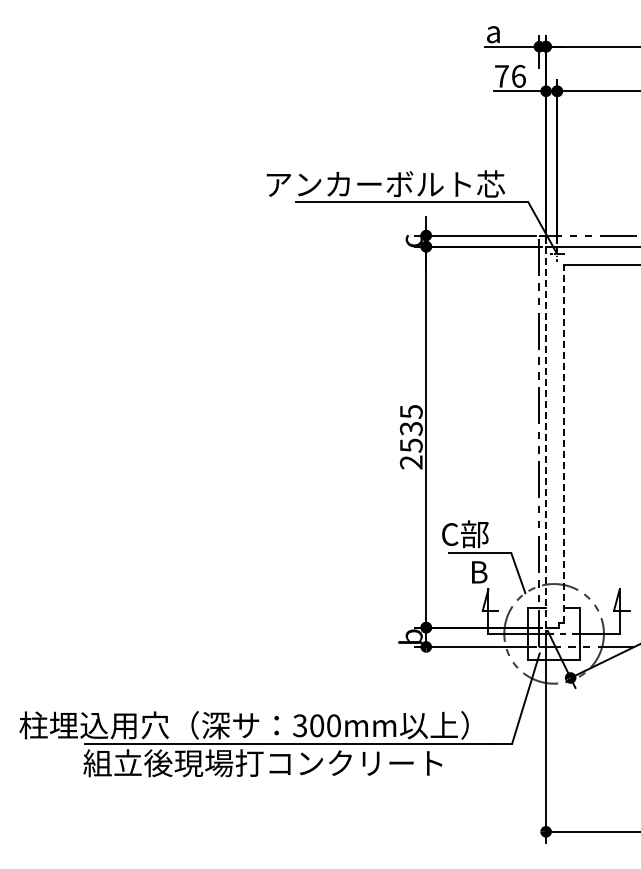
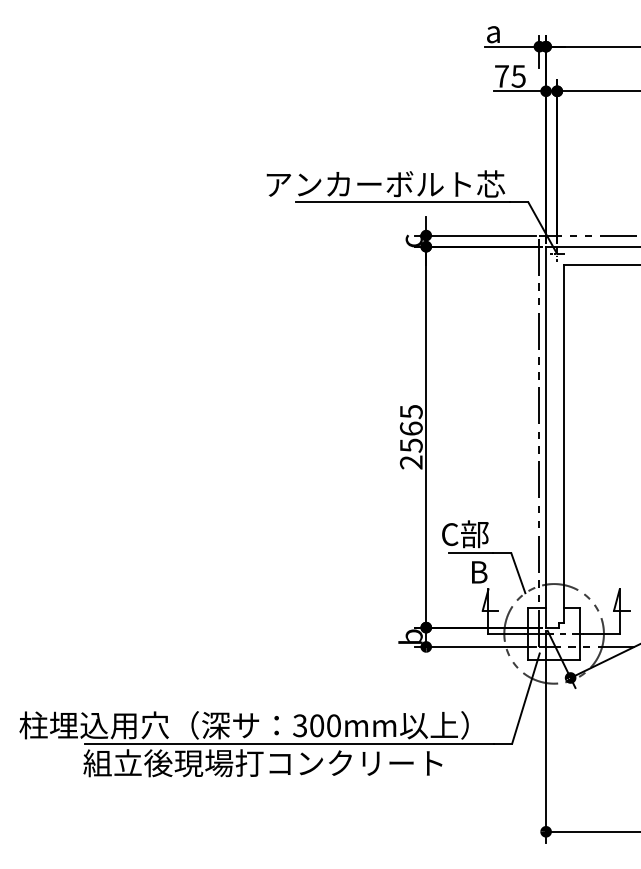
text: 76 -> 75 (518, 76)
text: 2535 -> 2565 (410, 428)
line: dashed -> solid (546, 436)
line: dashed -> solid (563, 443)
